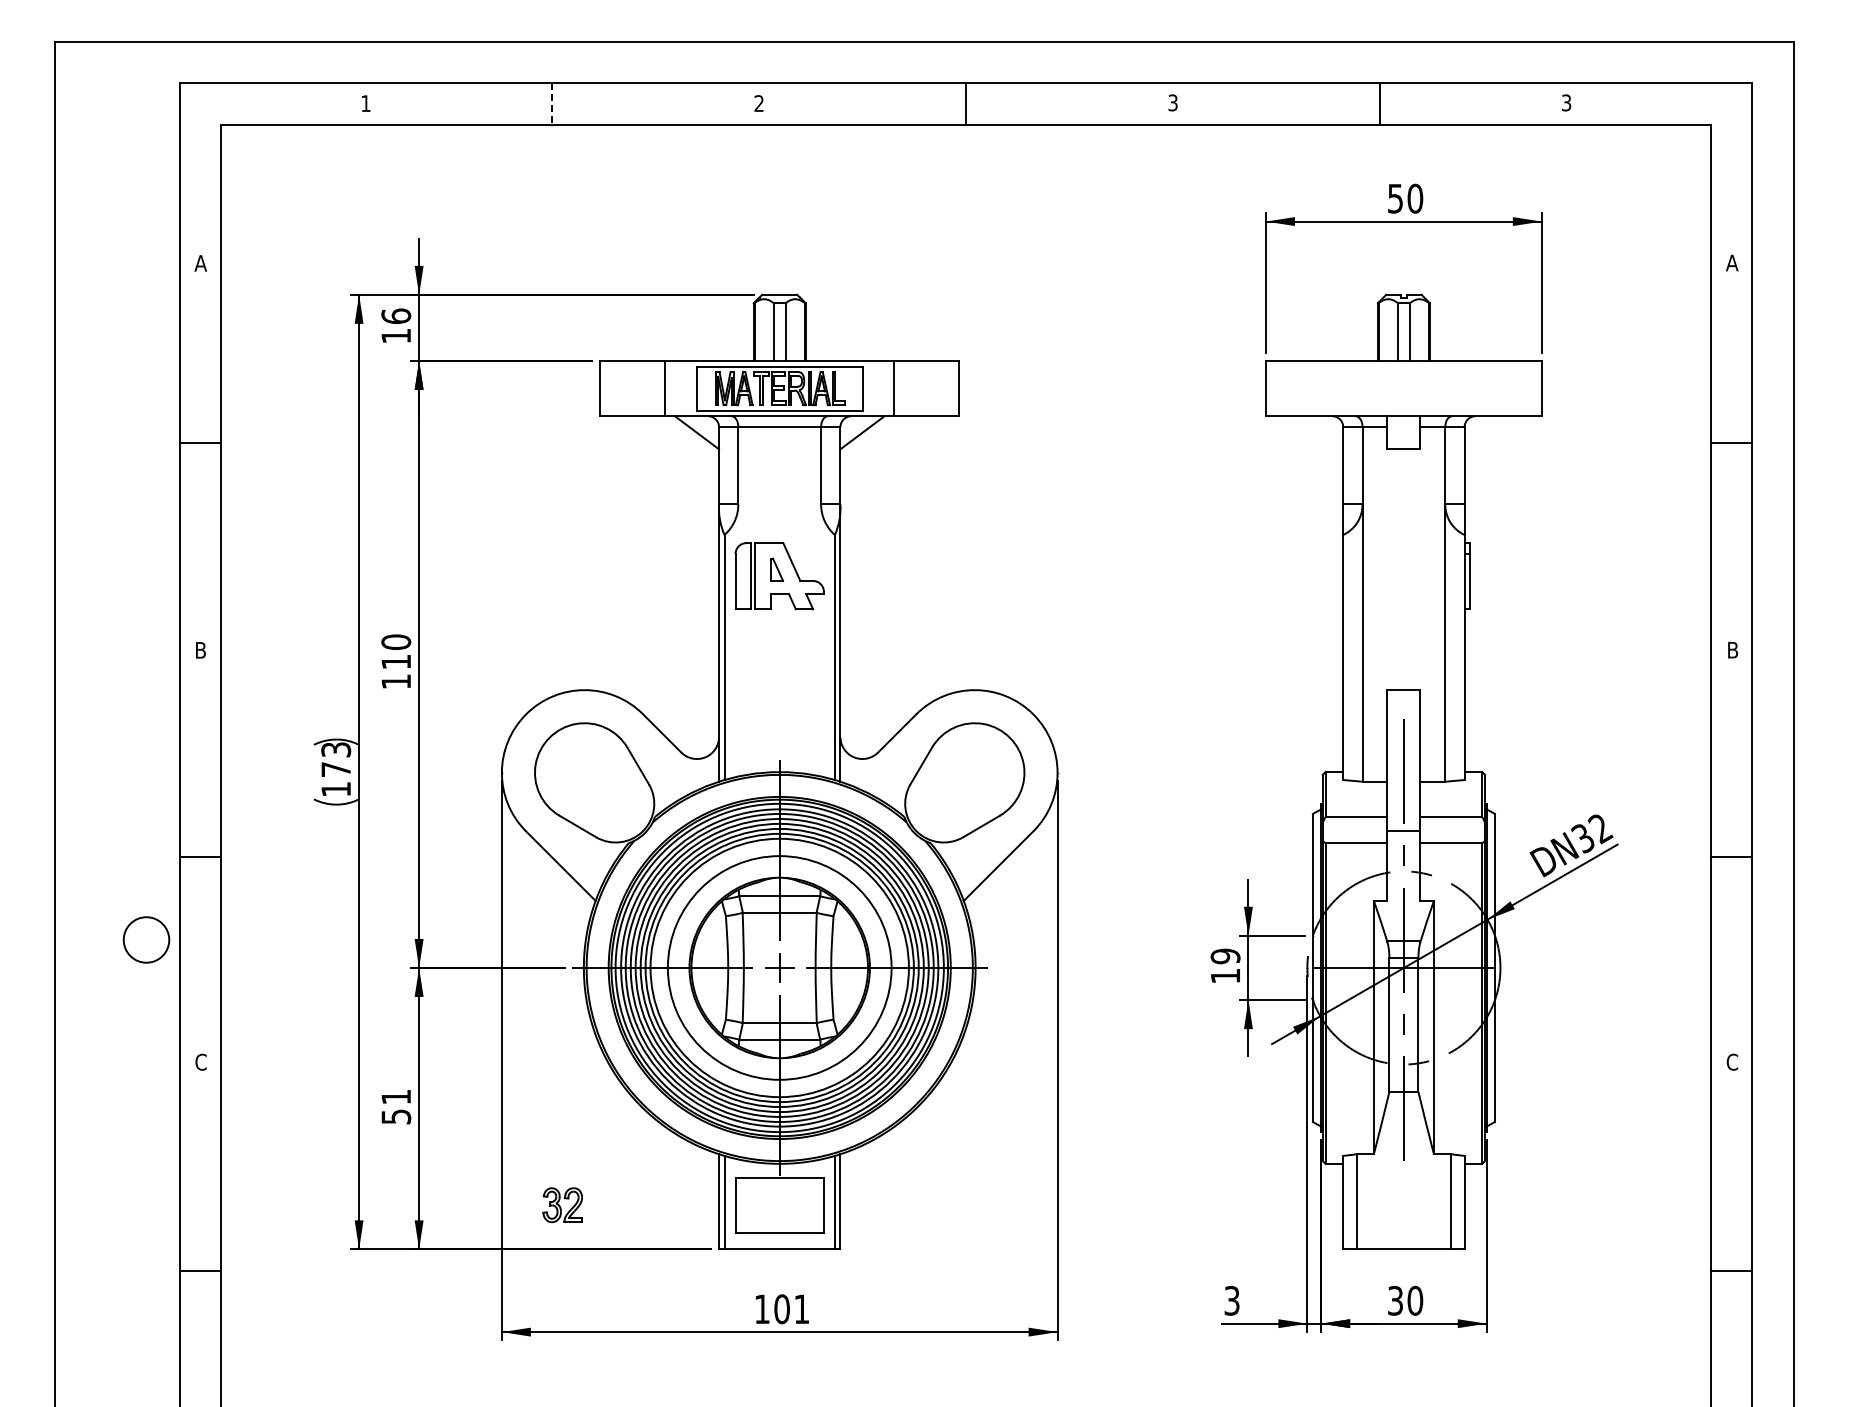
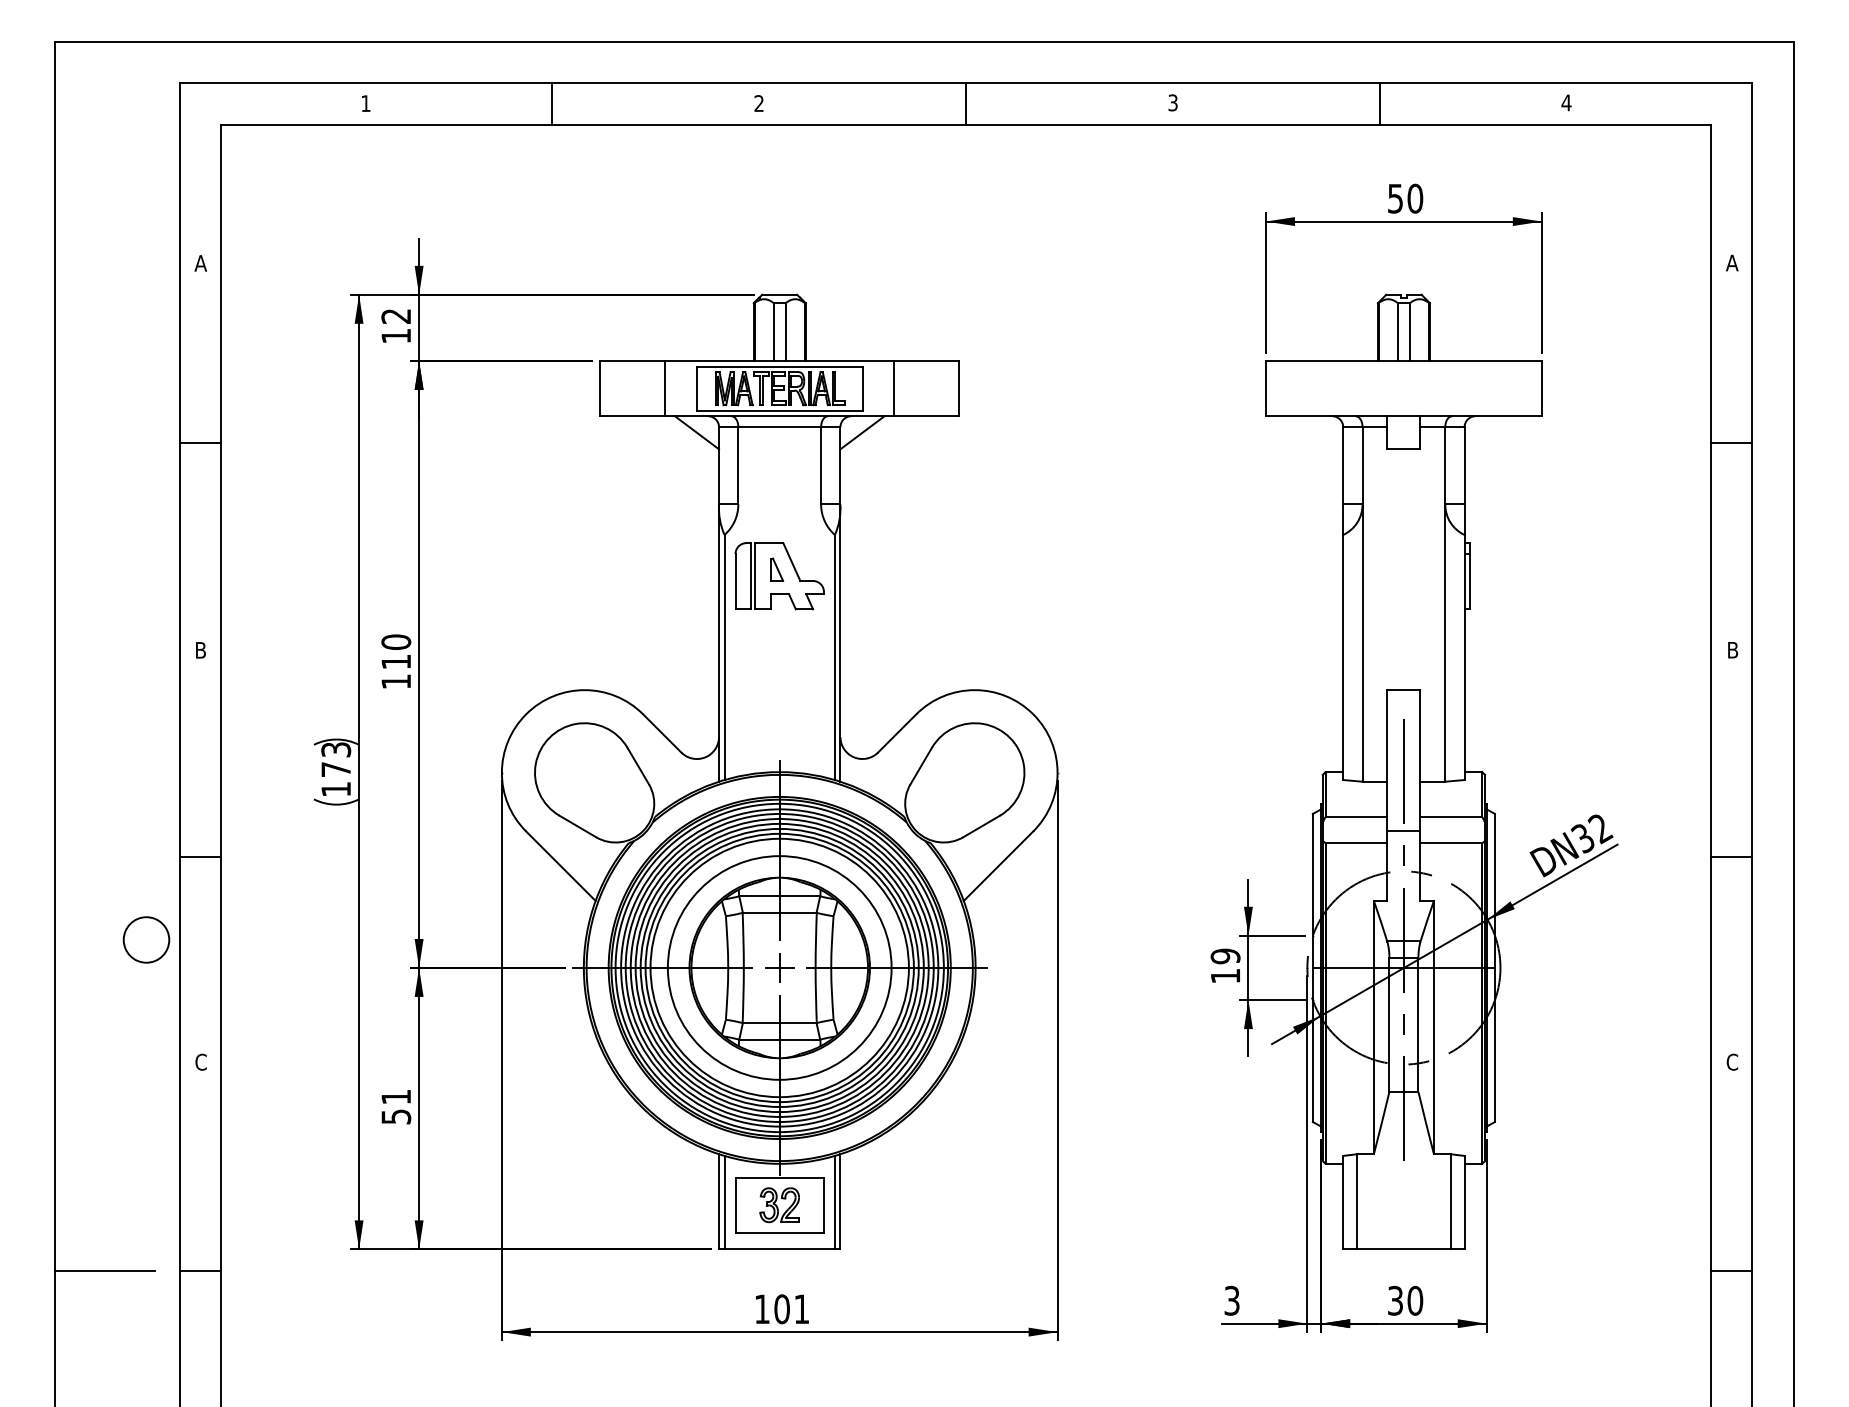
text: 3 -> 4 (1566, 102)
line: dashed -> solid (552, 104)
text: 16 -> 12 (396, 315)
part position: (562, 1205) -> (779, 1205) (779, 1205)
line: none -> present (104, 1271)
